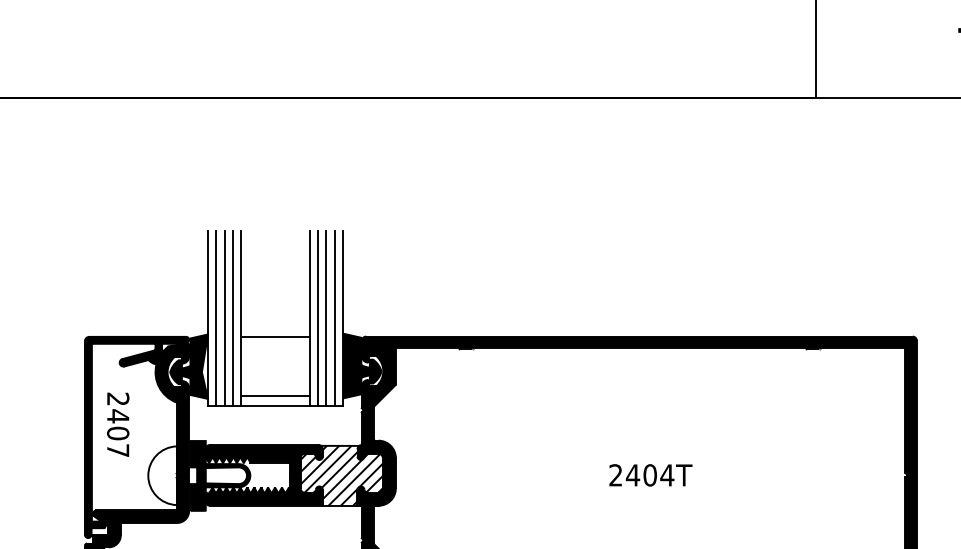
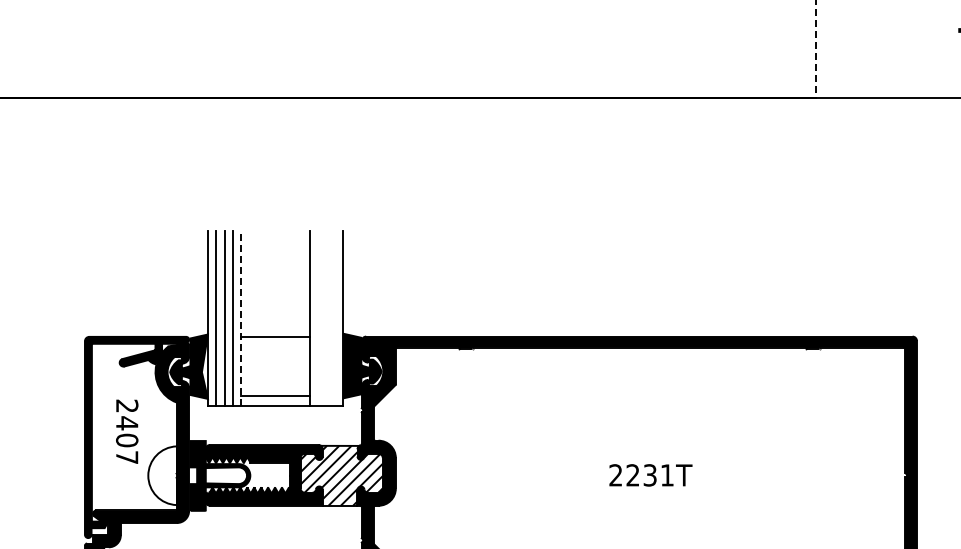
line: solid -> dashed (816, 49)
line: solid -> dashed (240, 318)
line: present -> none (318, 318)
line: present -> none (326, 318)
line: present -> none (334, 318)
text position: (118, 424) -> (127, 431) (127, 431)
text: 2404T -> 2231T (649, 475)
